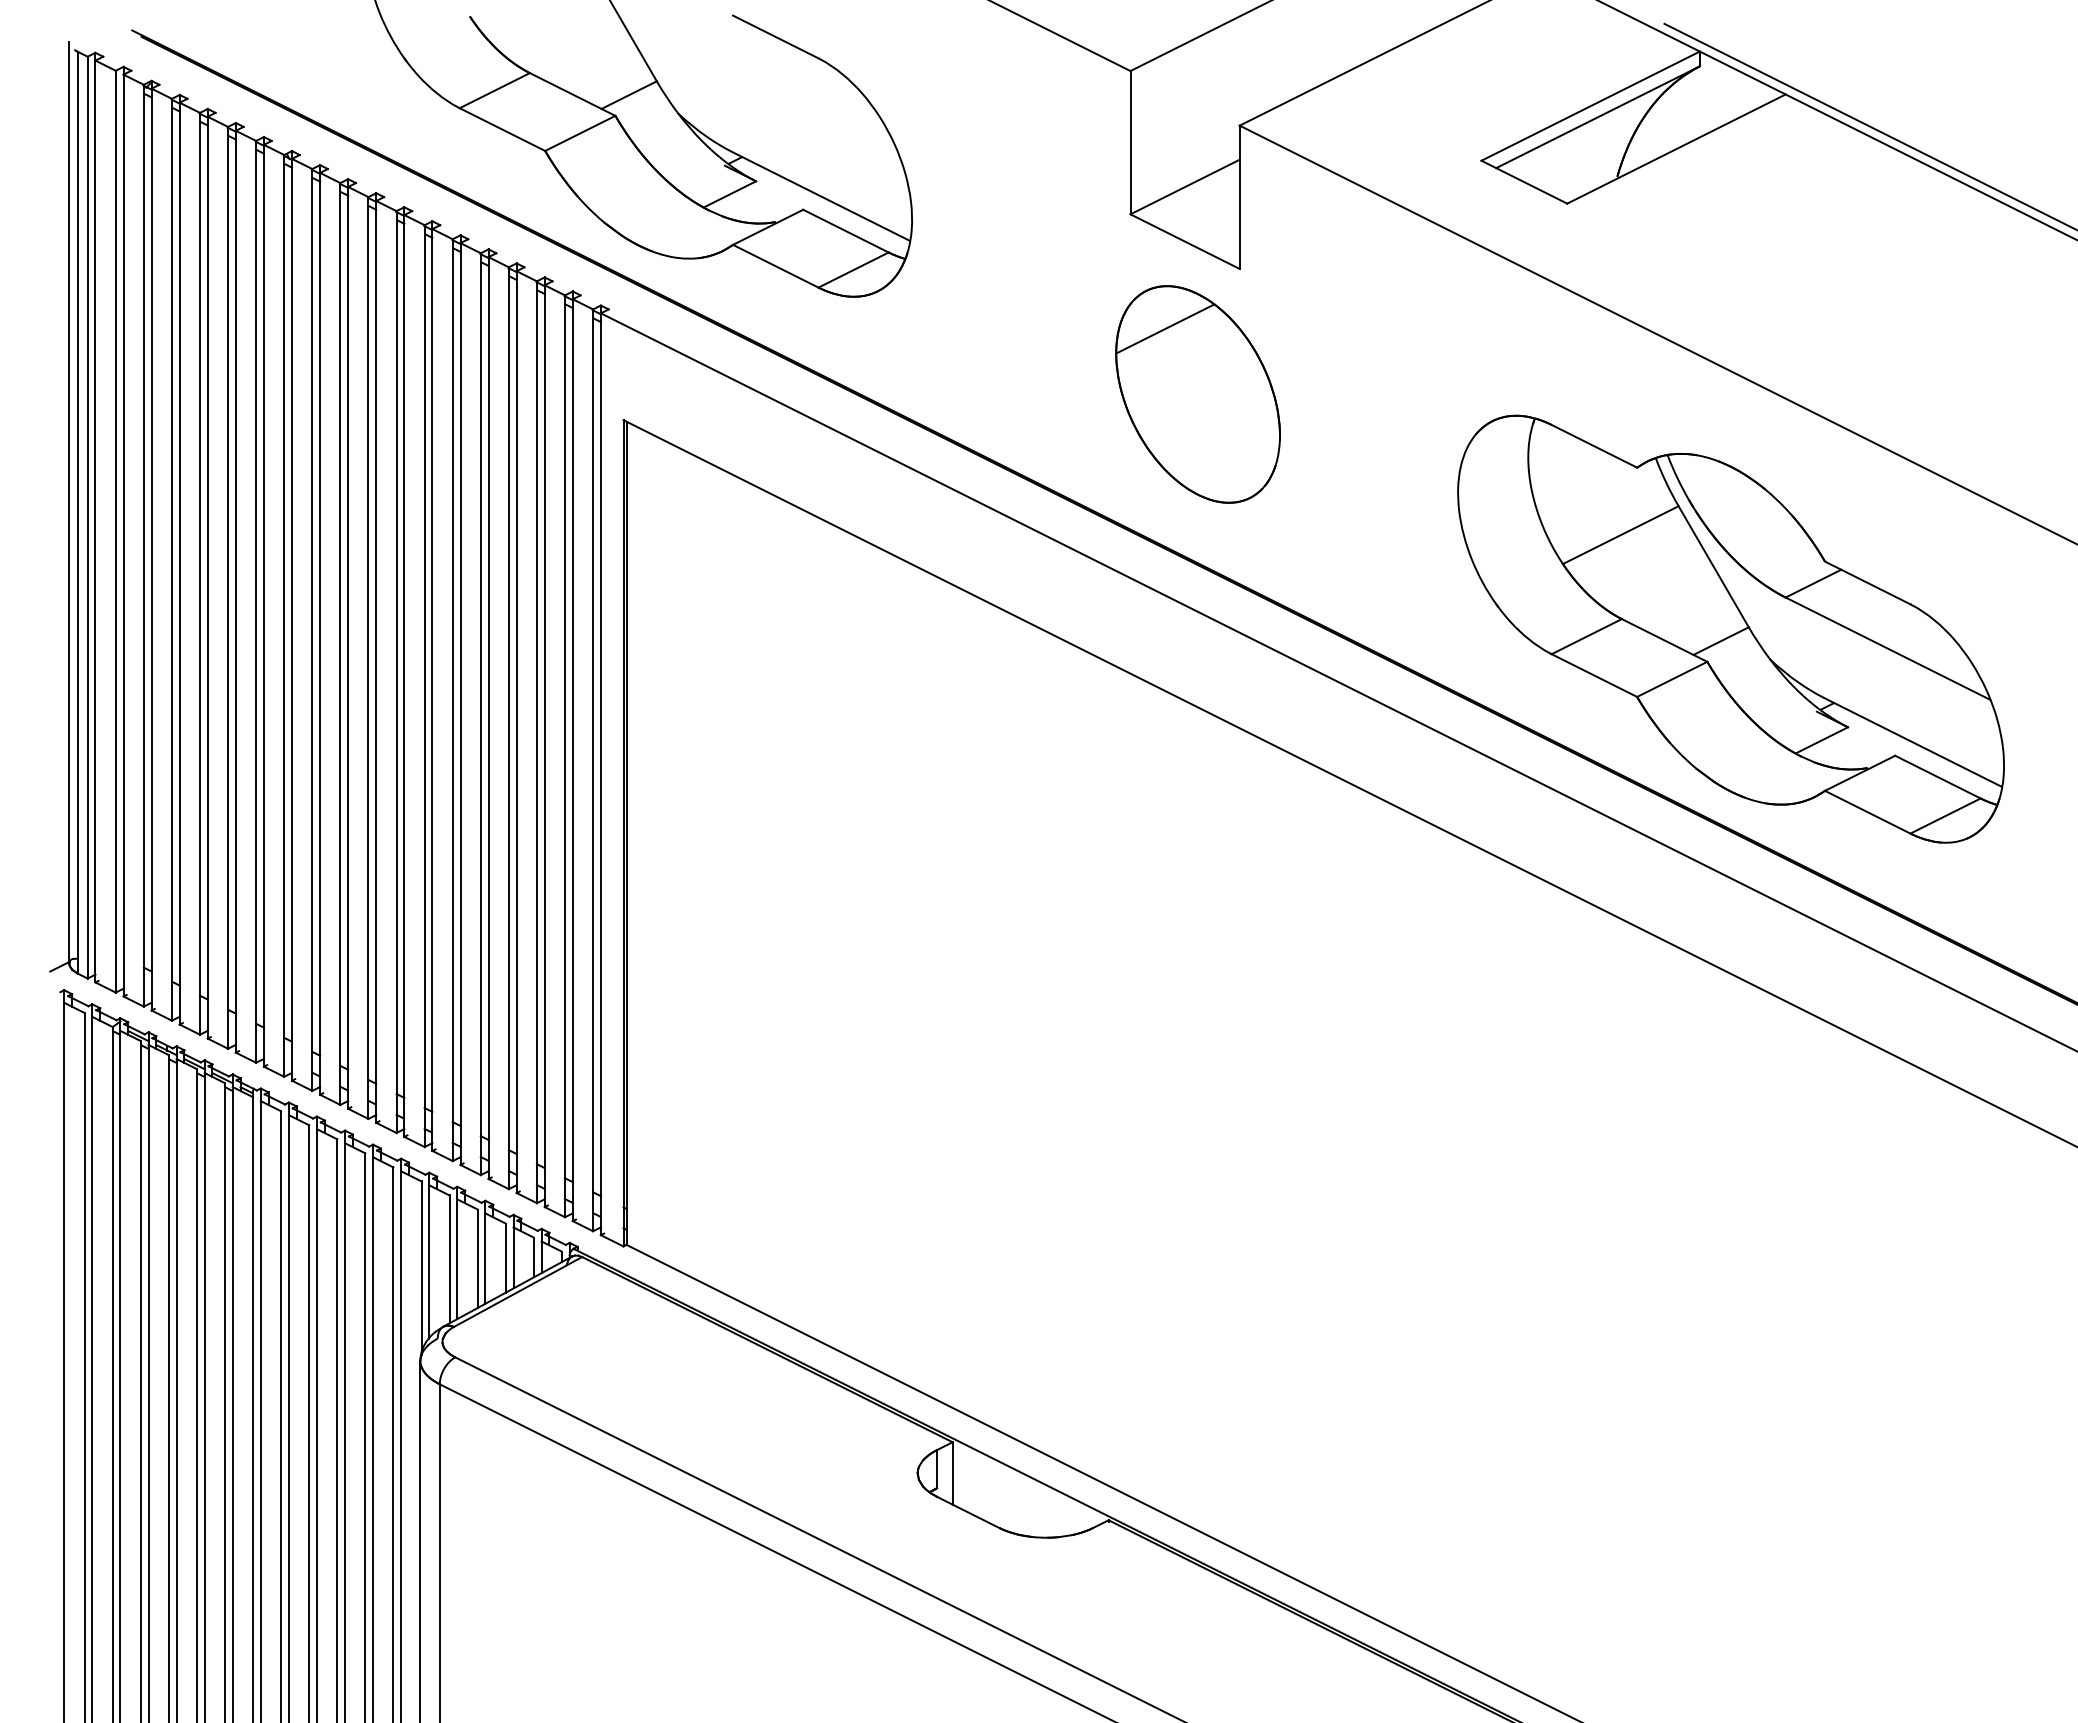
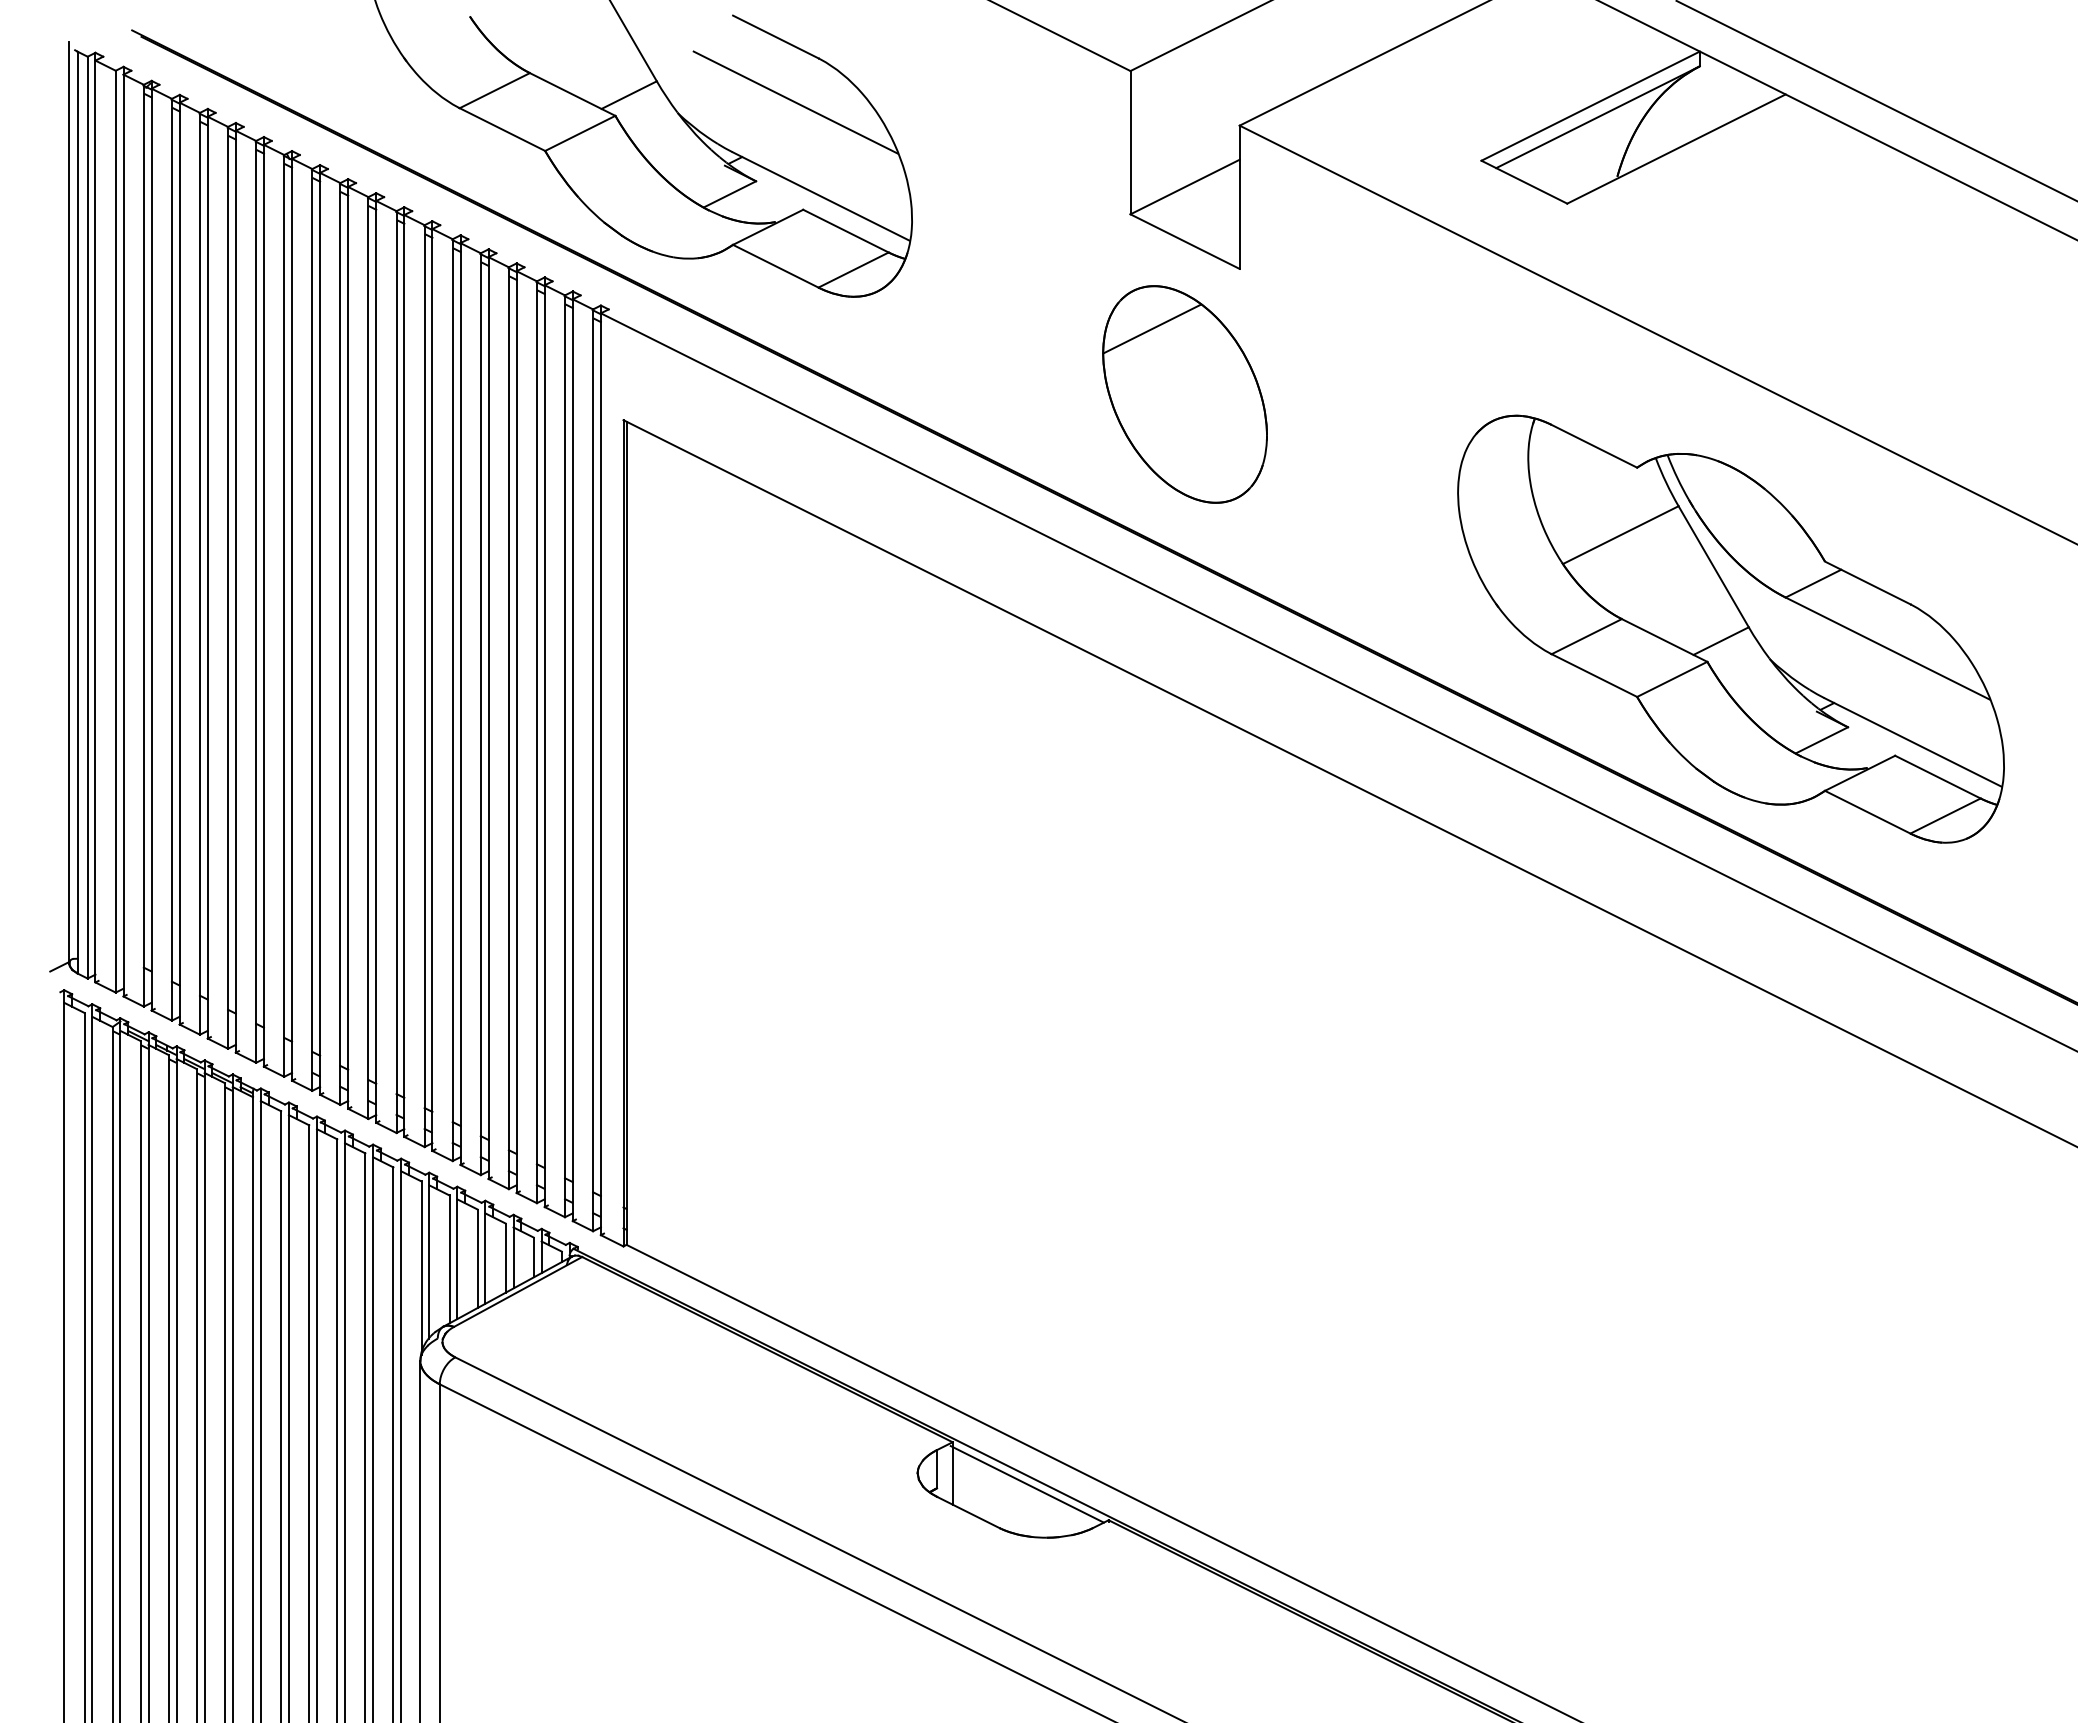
line: none -> present (795, 102)
line position: (1869, 125) -> (1876, 100) (1876, 100)
part position: (1197, 394) -> (1184, 394) (1184, 394)
line: none -> present (1026, 1484)
